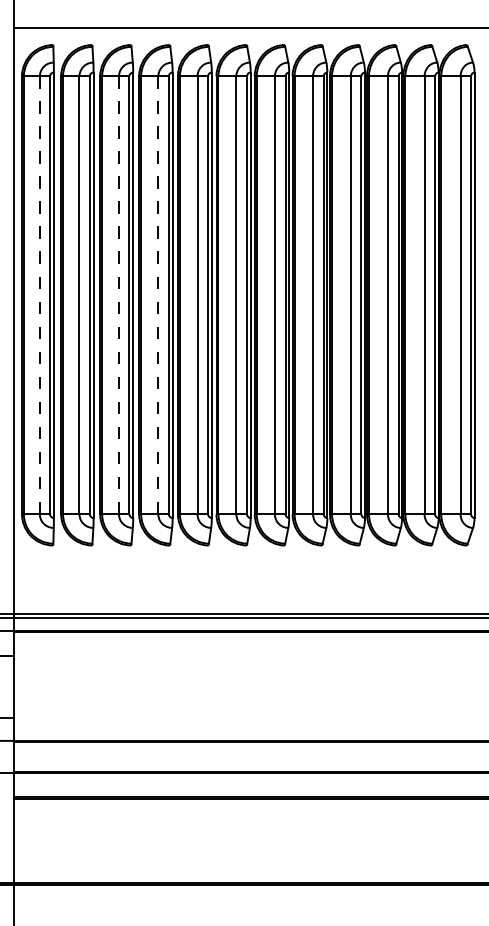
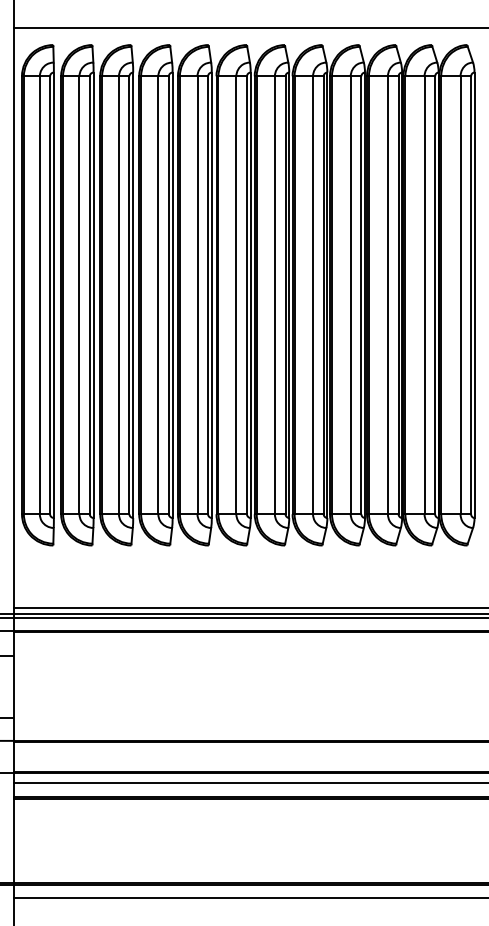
line: dashed -> solid (39, 295)
line: dashed -> solid (118, 295)
line: dashed -> solid (158, 295)
line: none -> present (249, 608)
line: none -> present (249, 783)
line: none -> present (249, 898)
